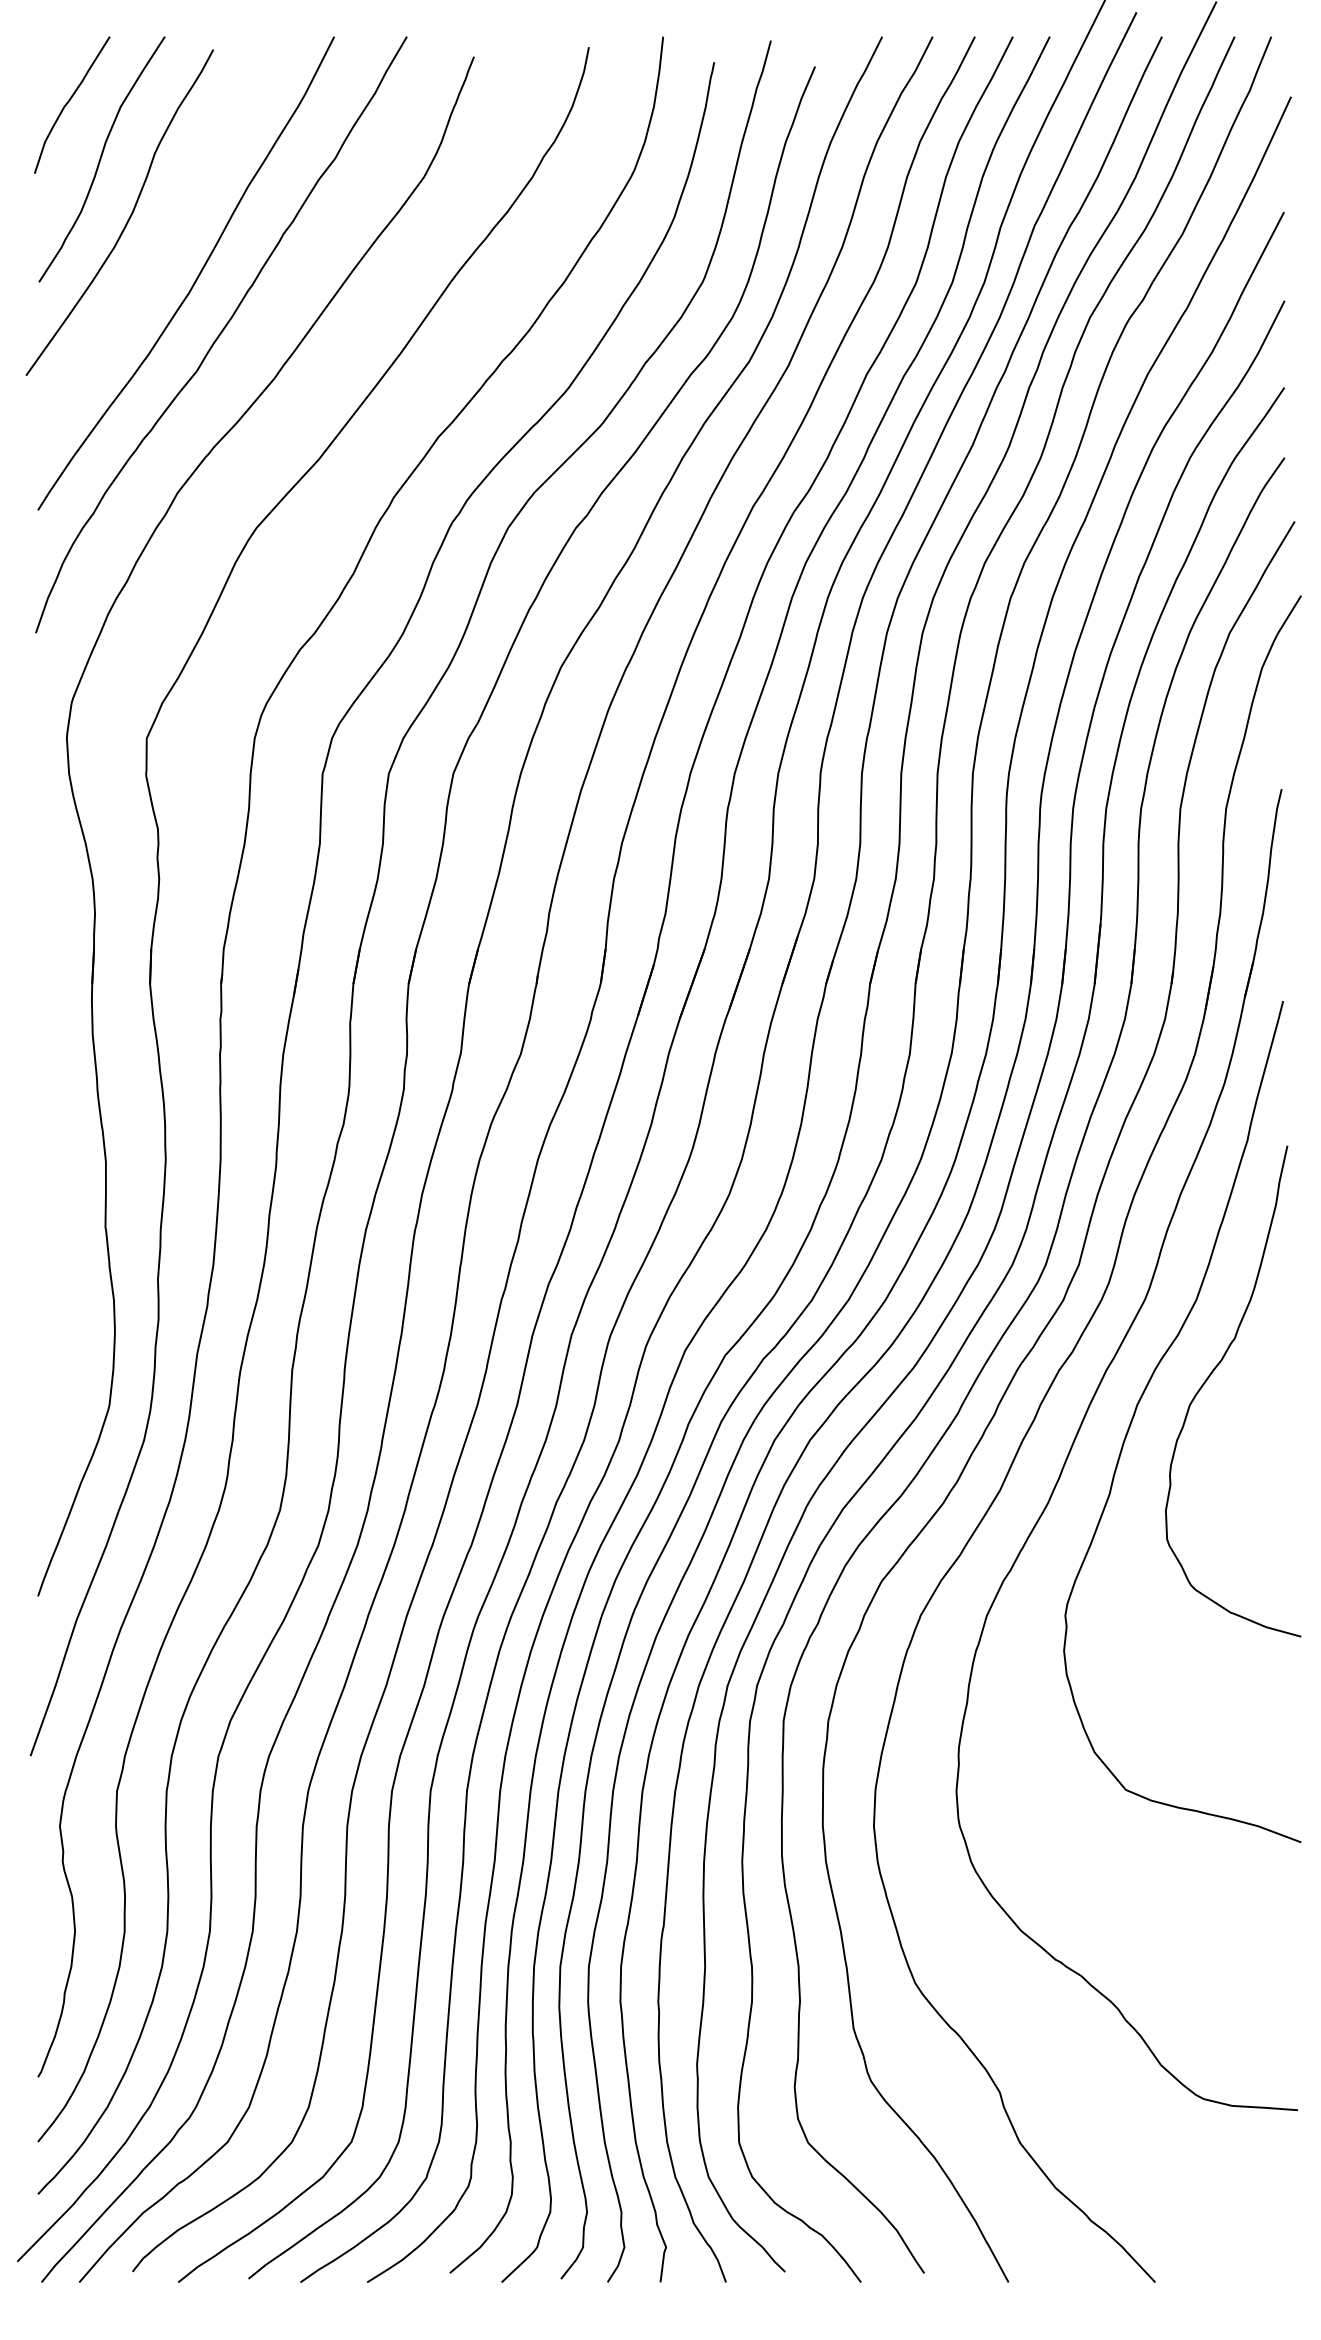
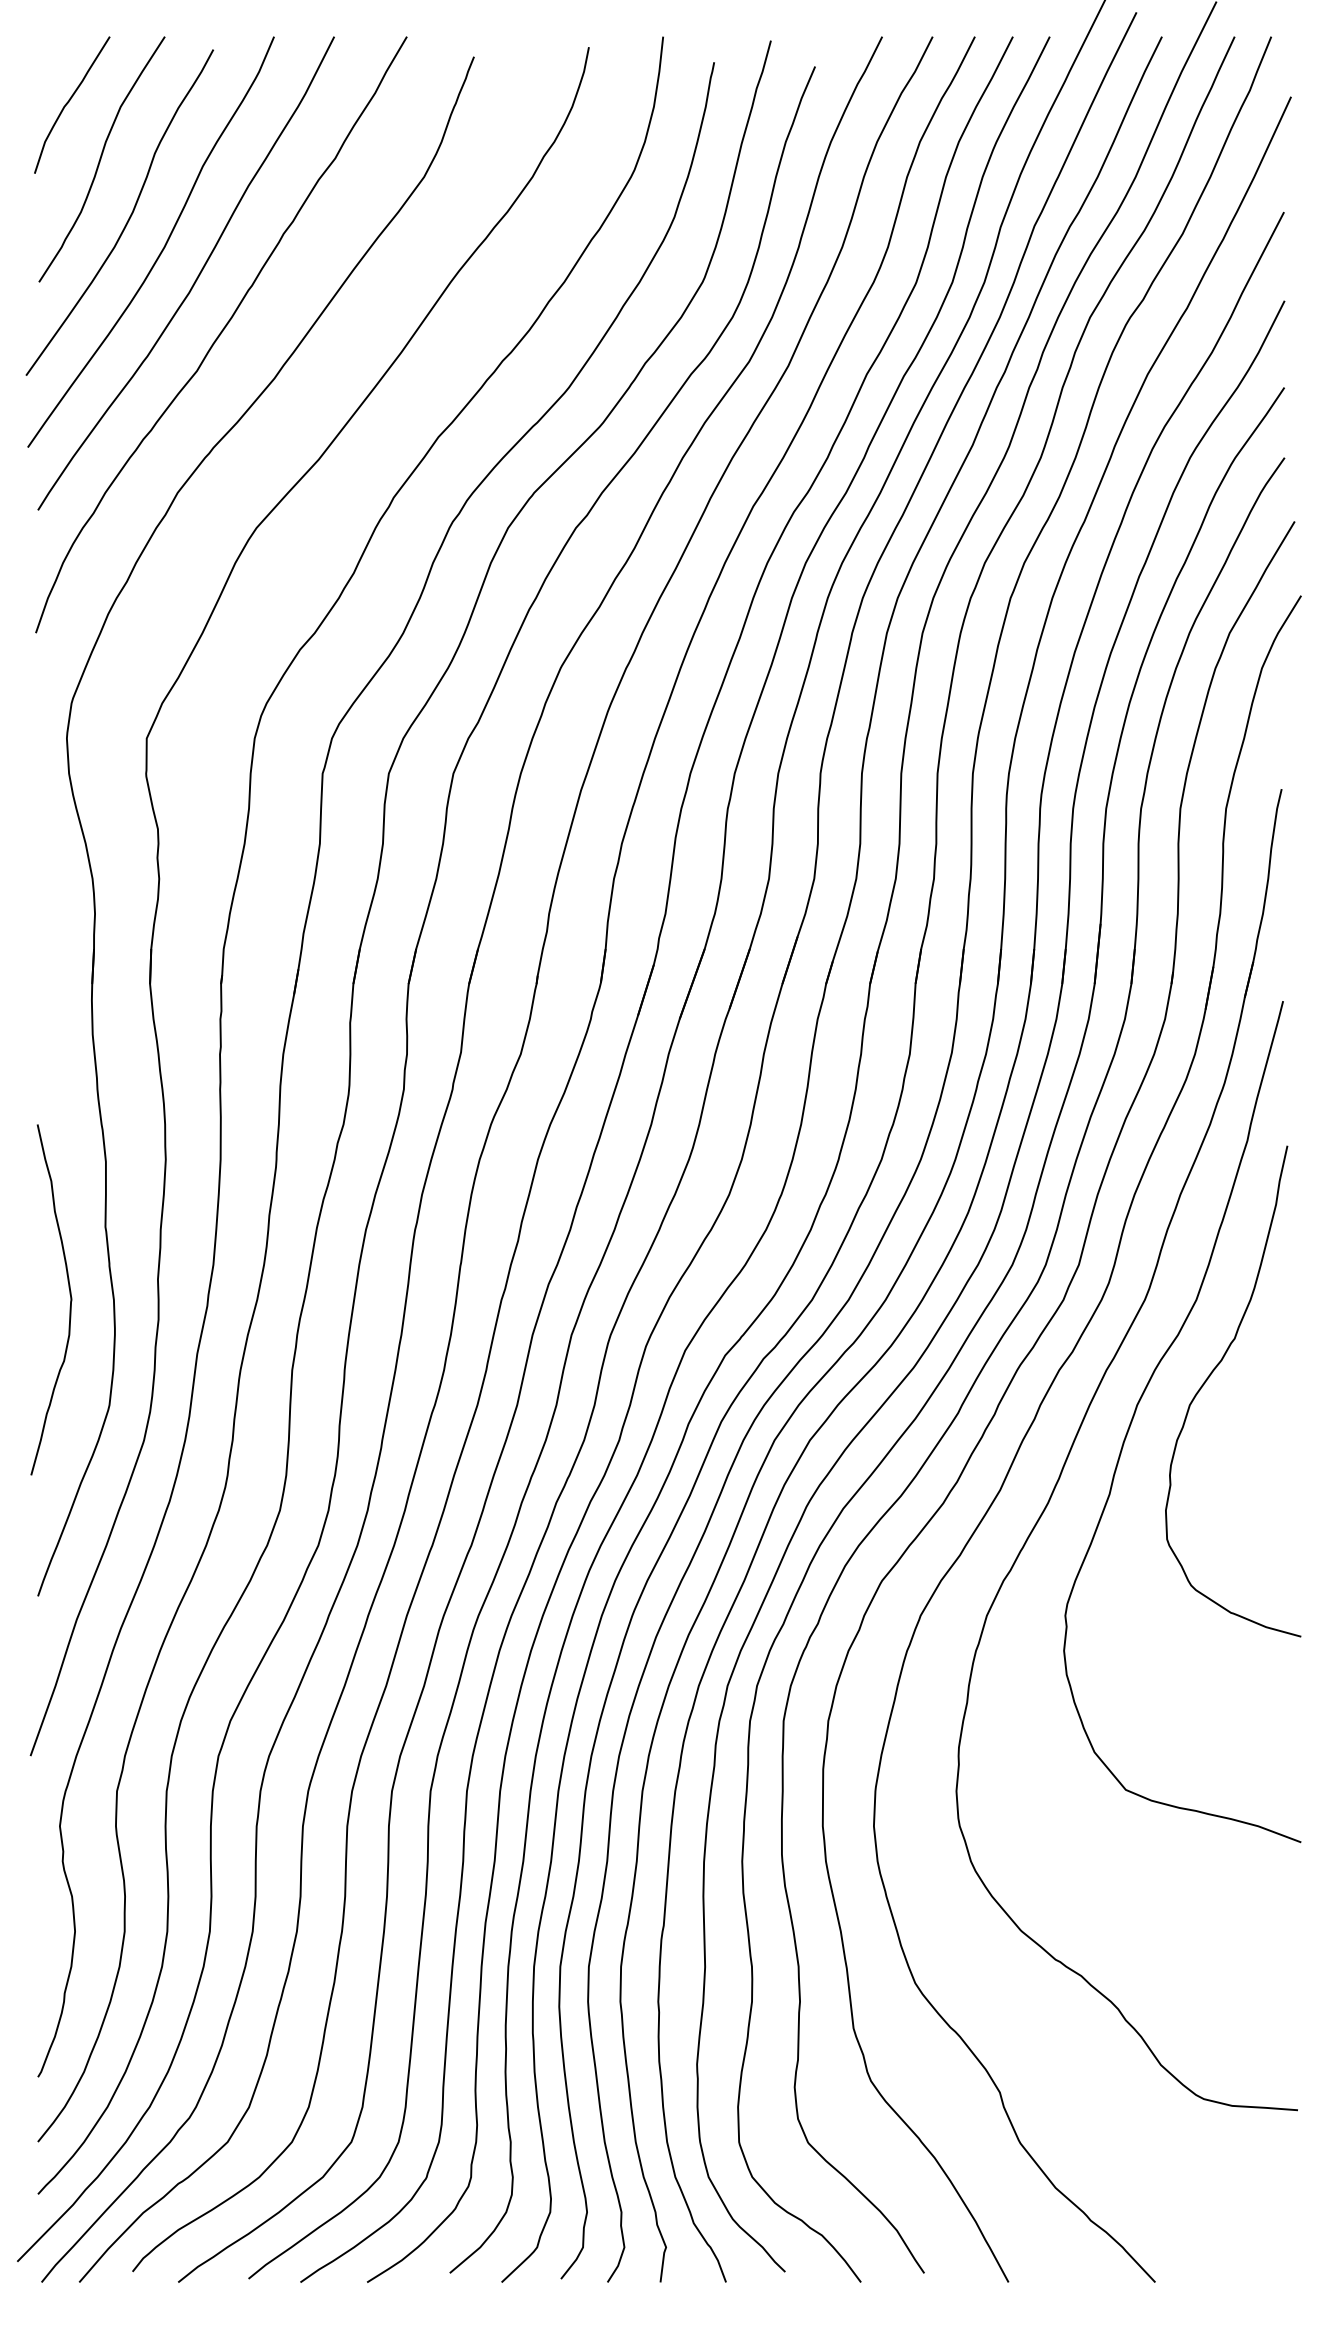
curve: none -> present (162, 248)
curve: none -> present (69, 1294)
